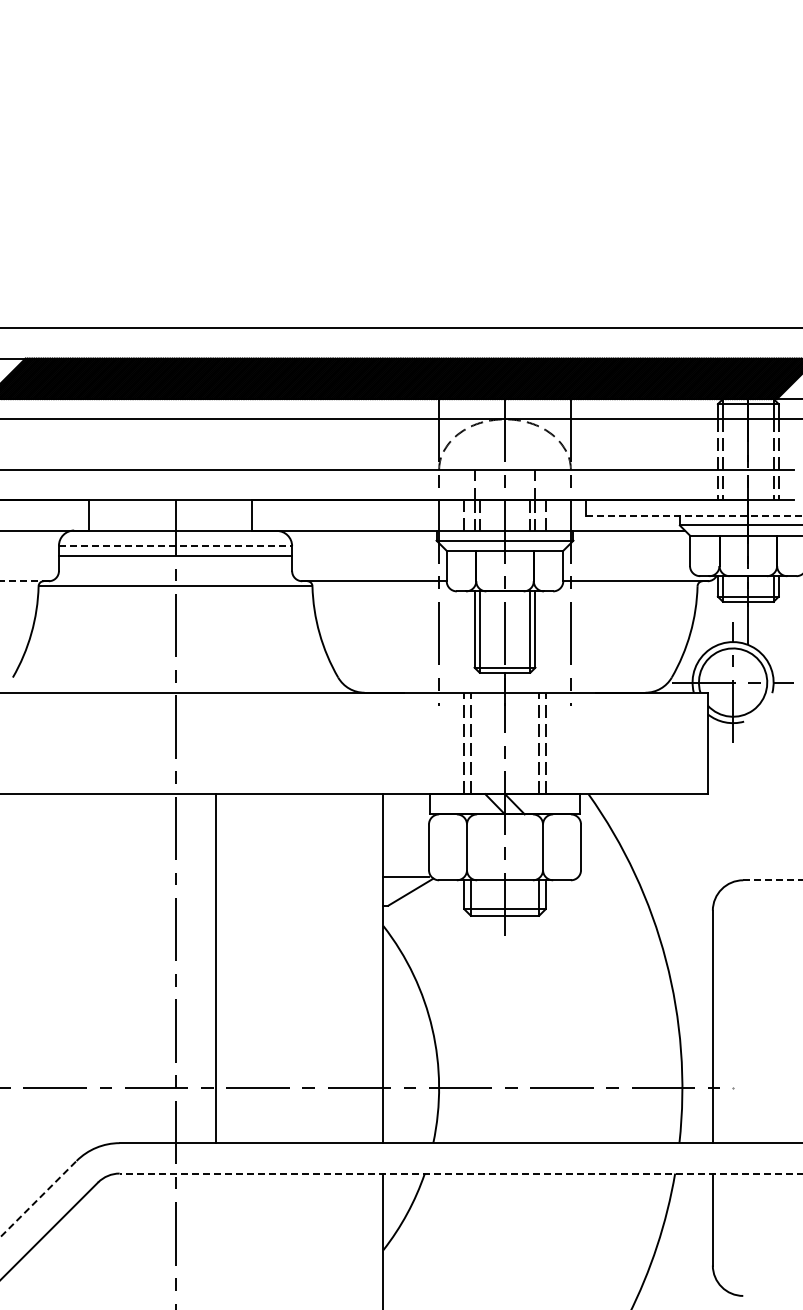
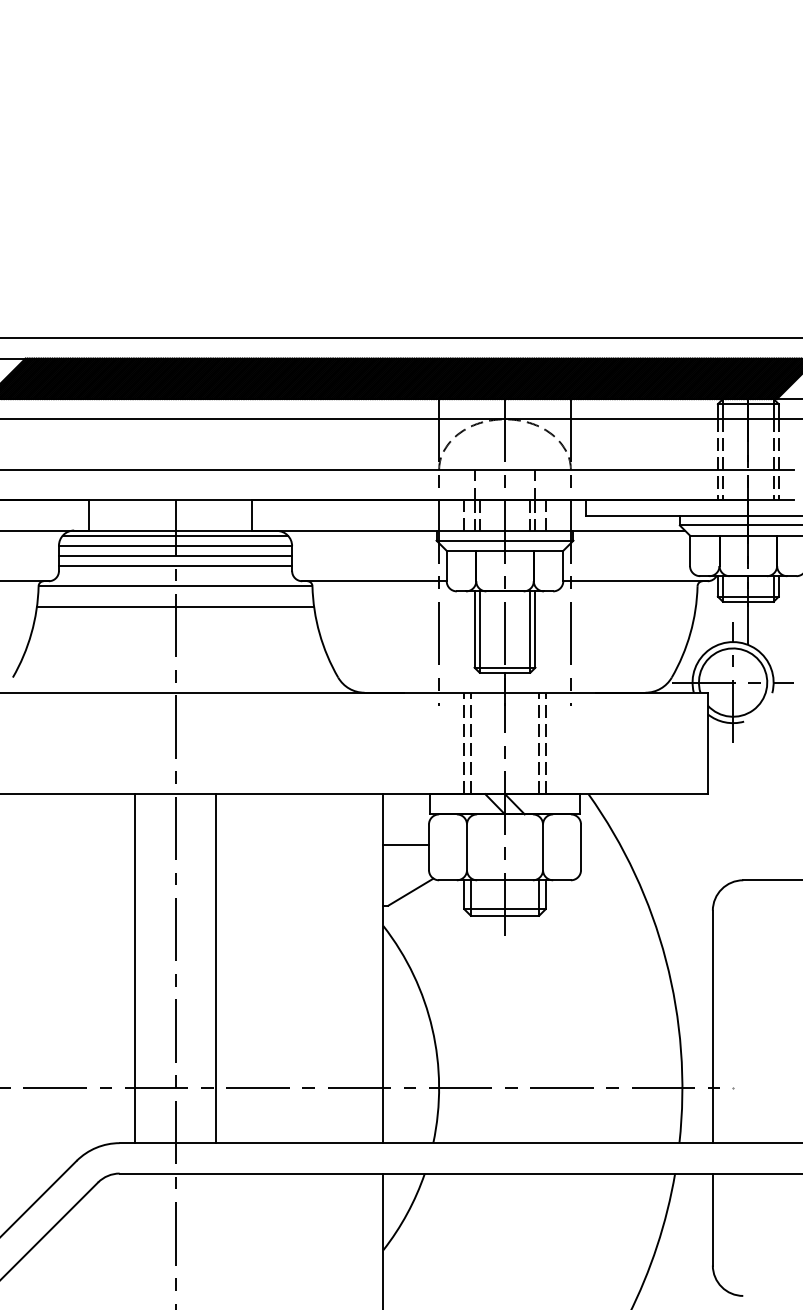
line position: (400, 328) -> (400, 338) (400, 338)
line: dashed -> solid (694, 515)
line: none -> present (174, 535)
line: dashed -> solid (175, 545)
line: none -> present (175, 566)
line: dashed -> solid (23, 581)
line: none -> present (175, 606)
line position: (405, 876) -> (405, 844) (405, 844)
line: dashed -> solid (773, 880)
line: none -> present (135, 968)
line: dashed -> solid (460, 1173)
line: dashed -> solid (38, 1199)
